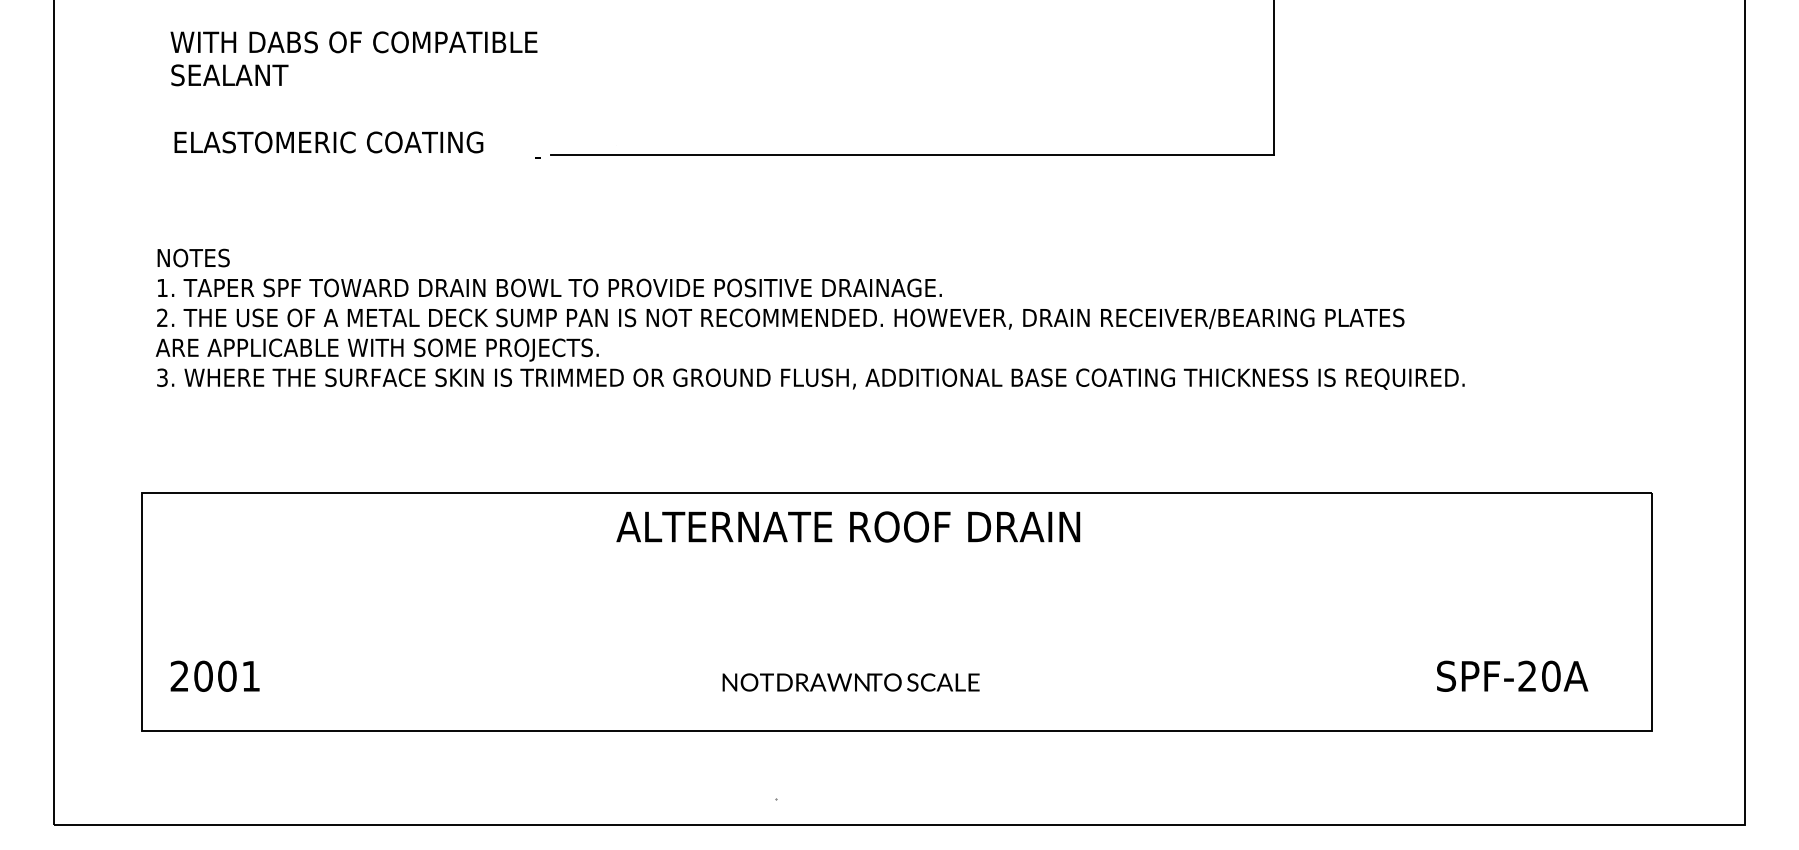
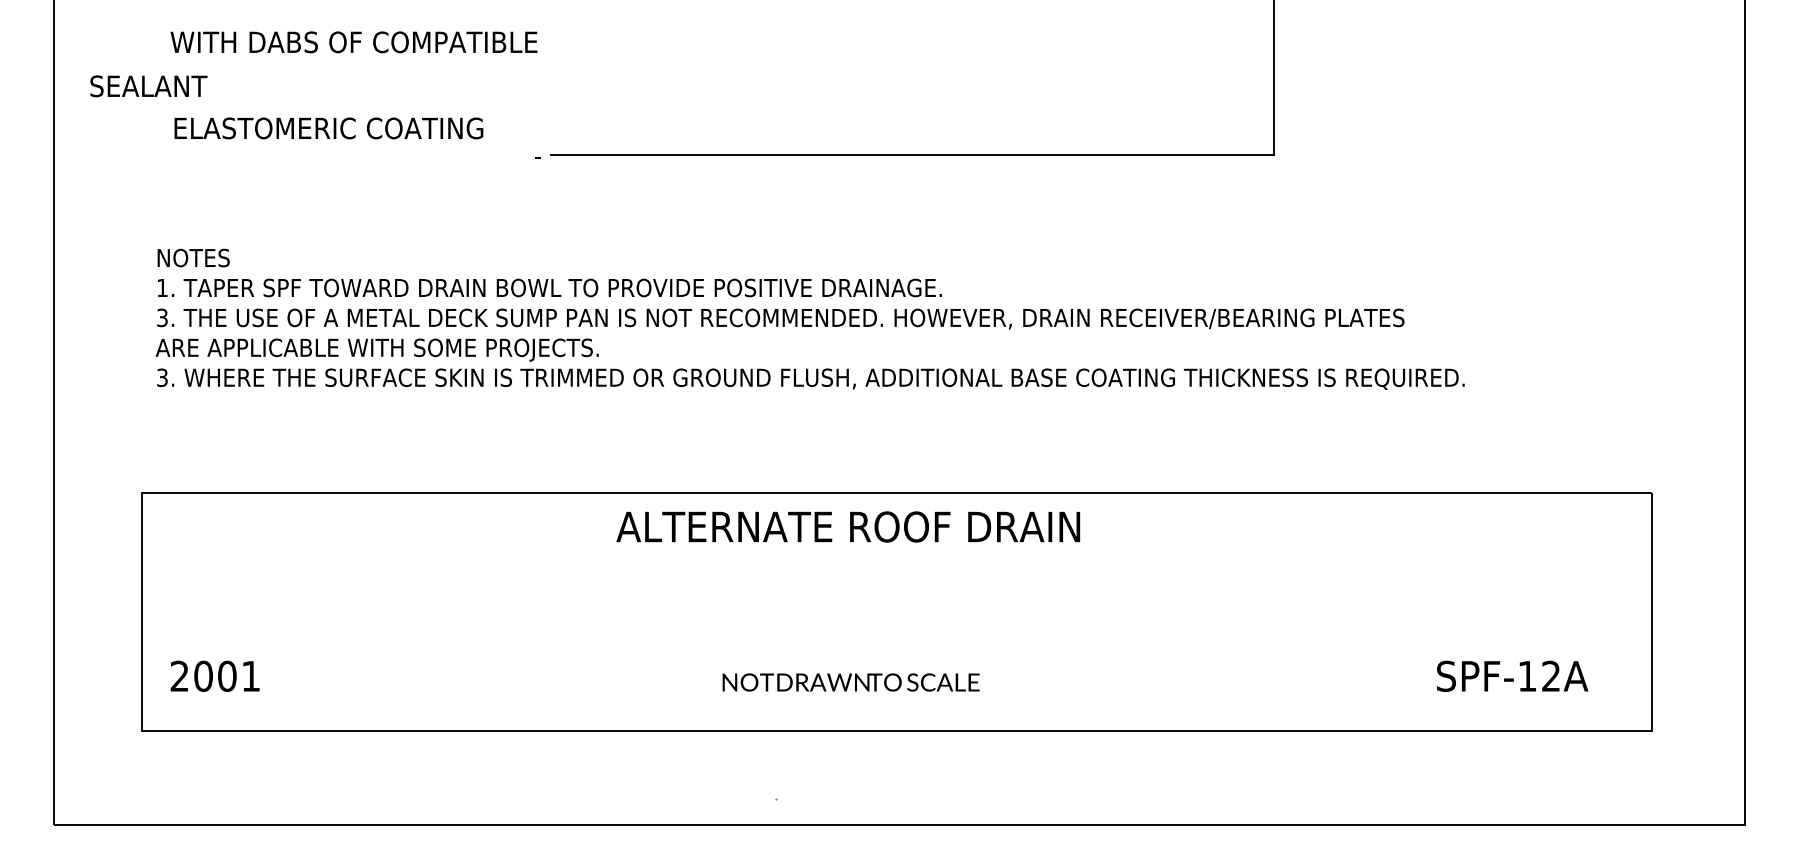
text position: (229, 75) -> (148, 86) (148, 86)
text position: (328, 142) -> (328, 128) (328, 128)
text: 2. -> 3. (162, 318)
text: SPF-20A -> SPF-12A (1539, 675)
